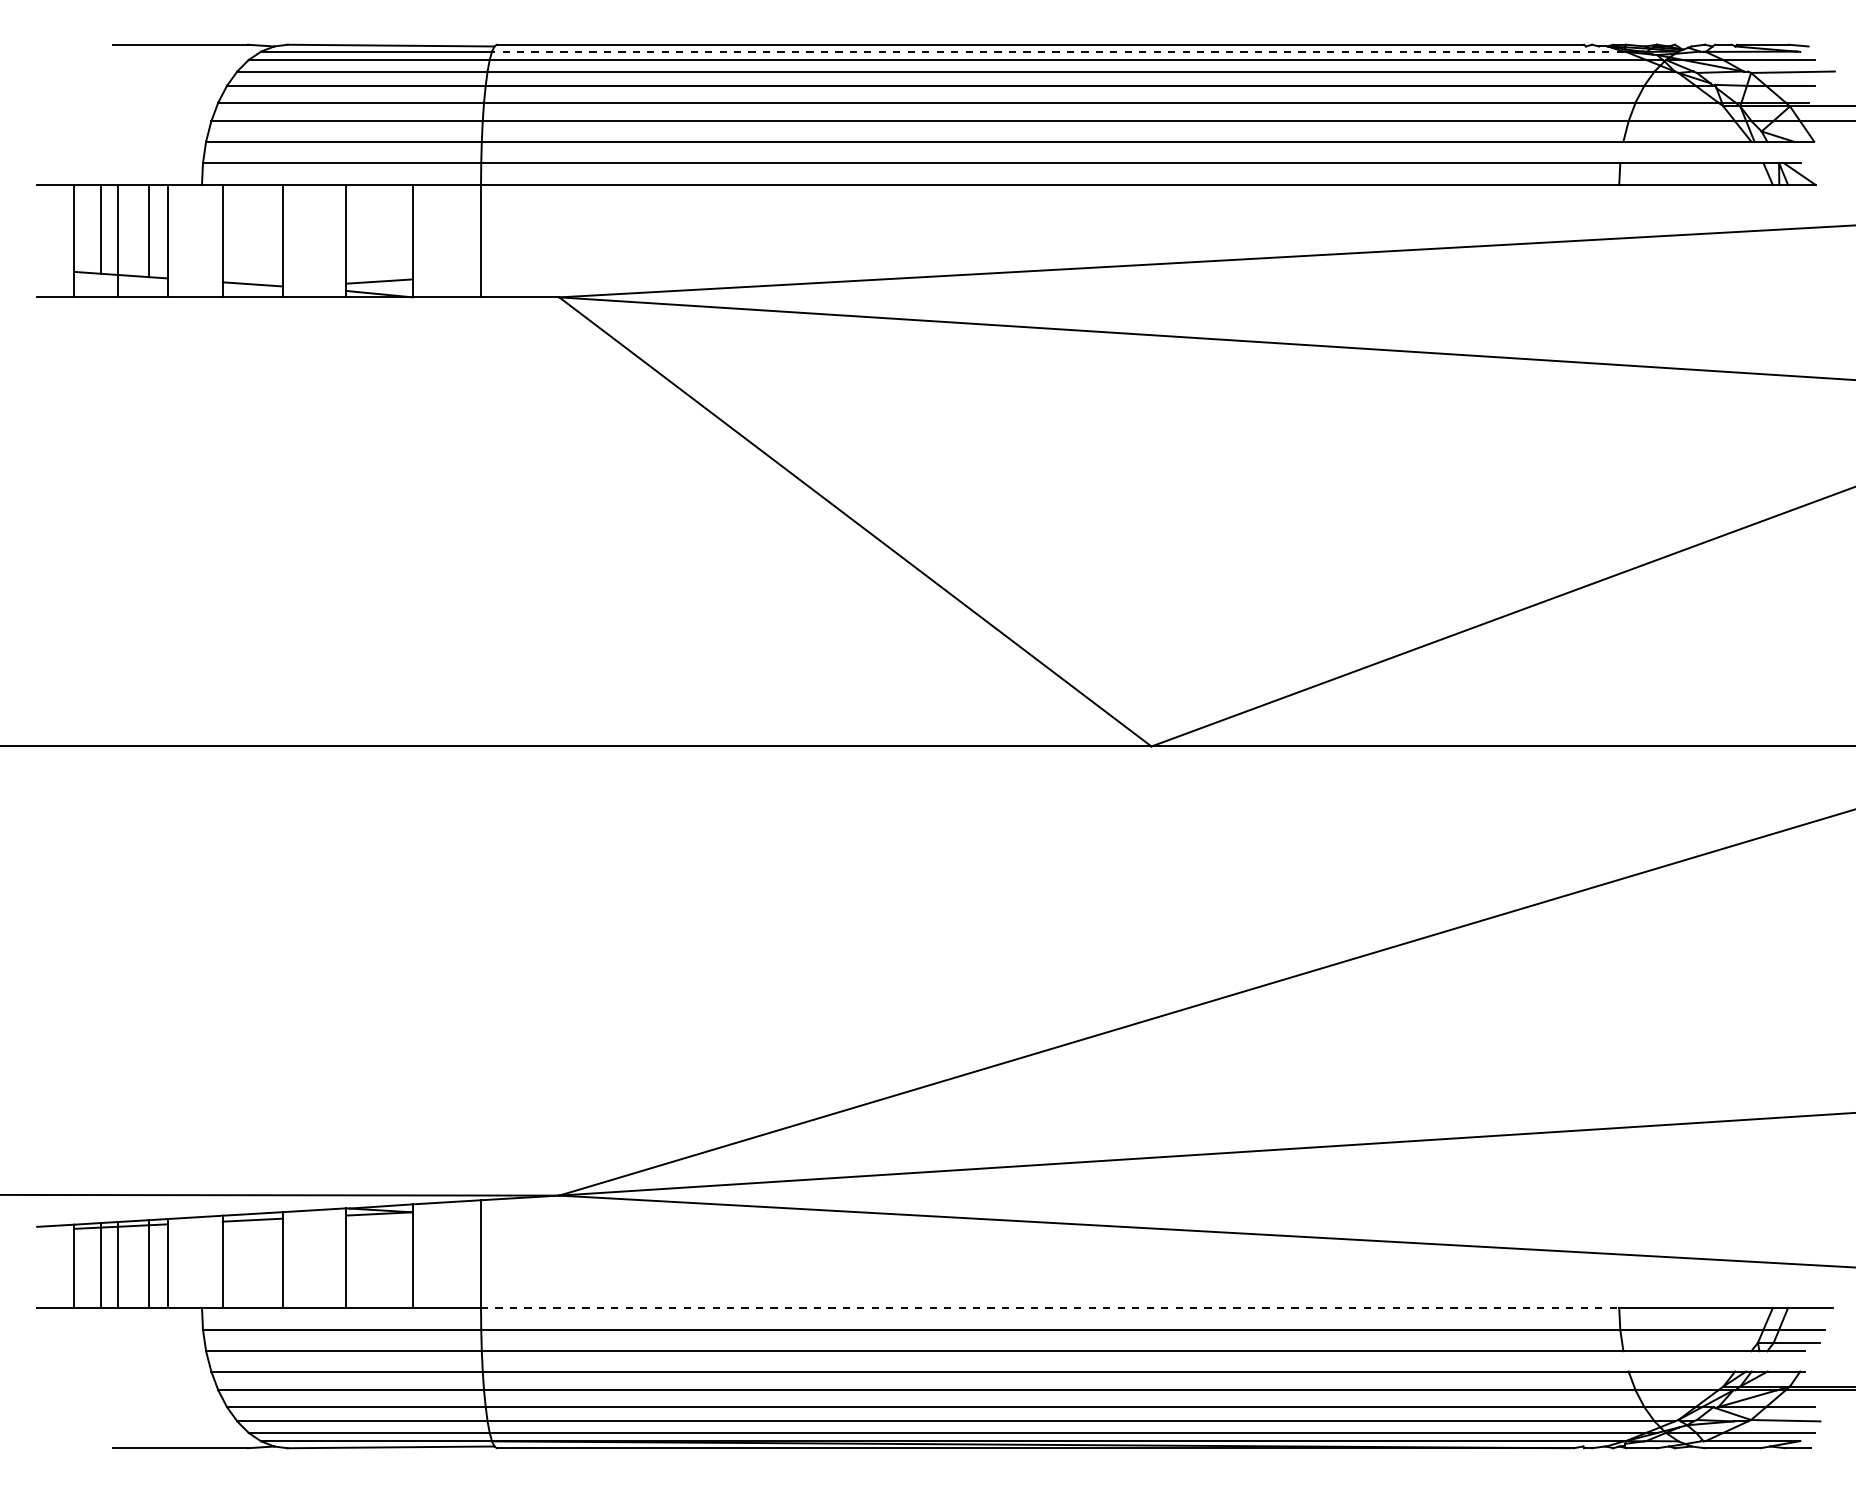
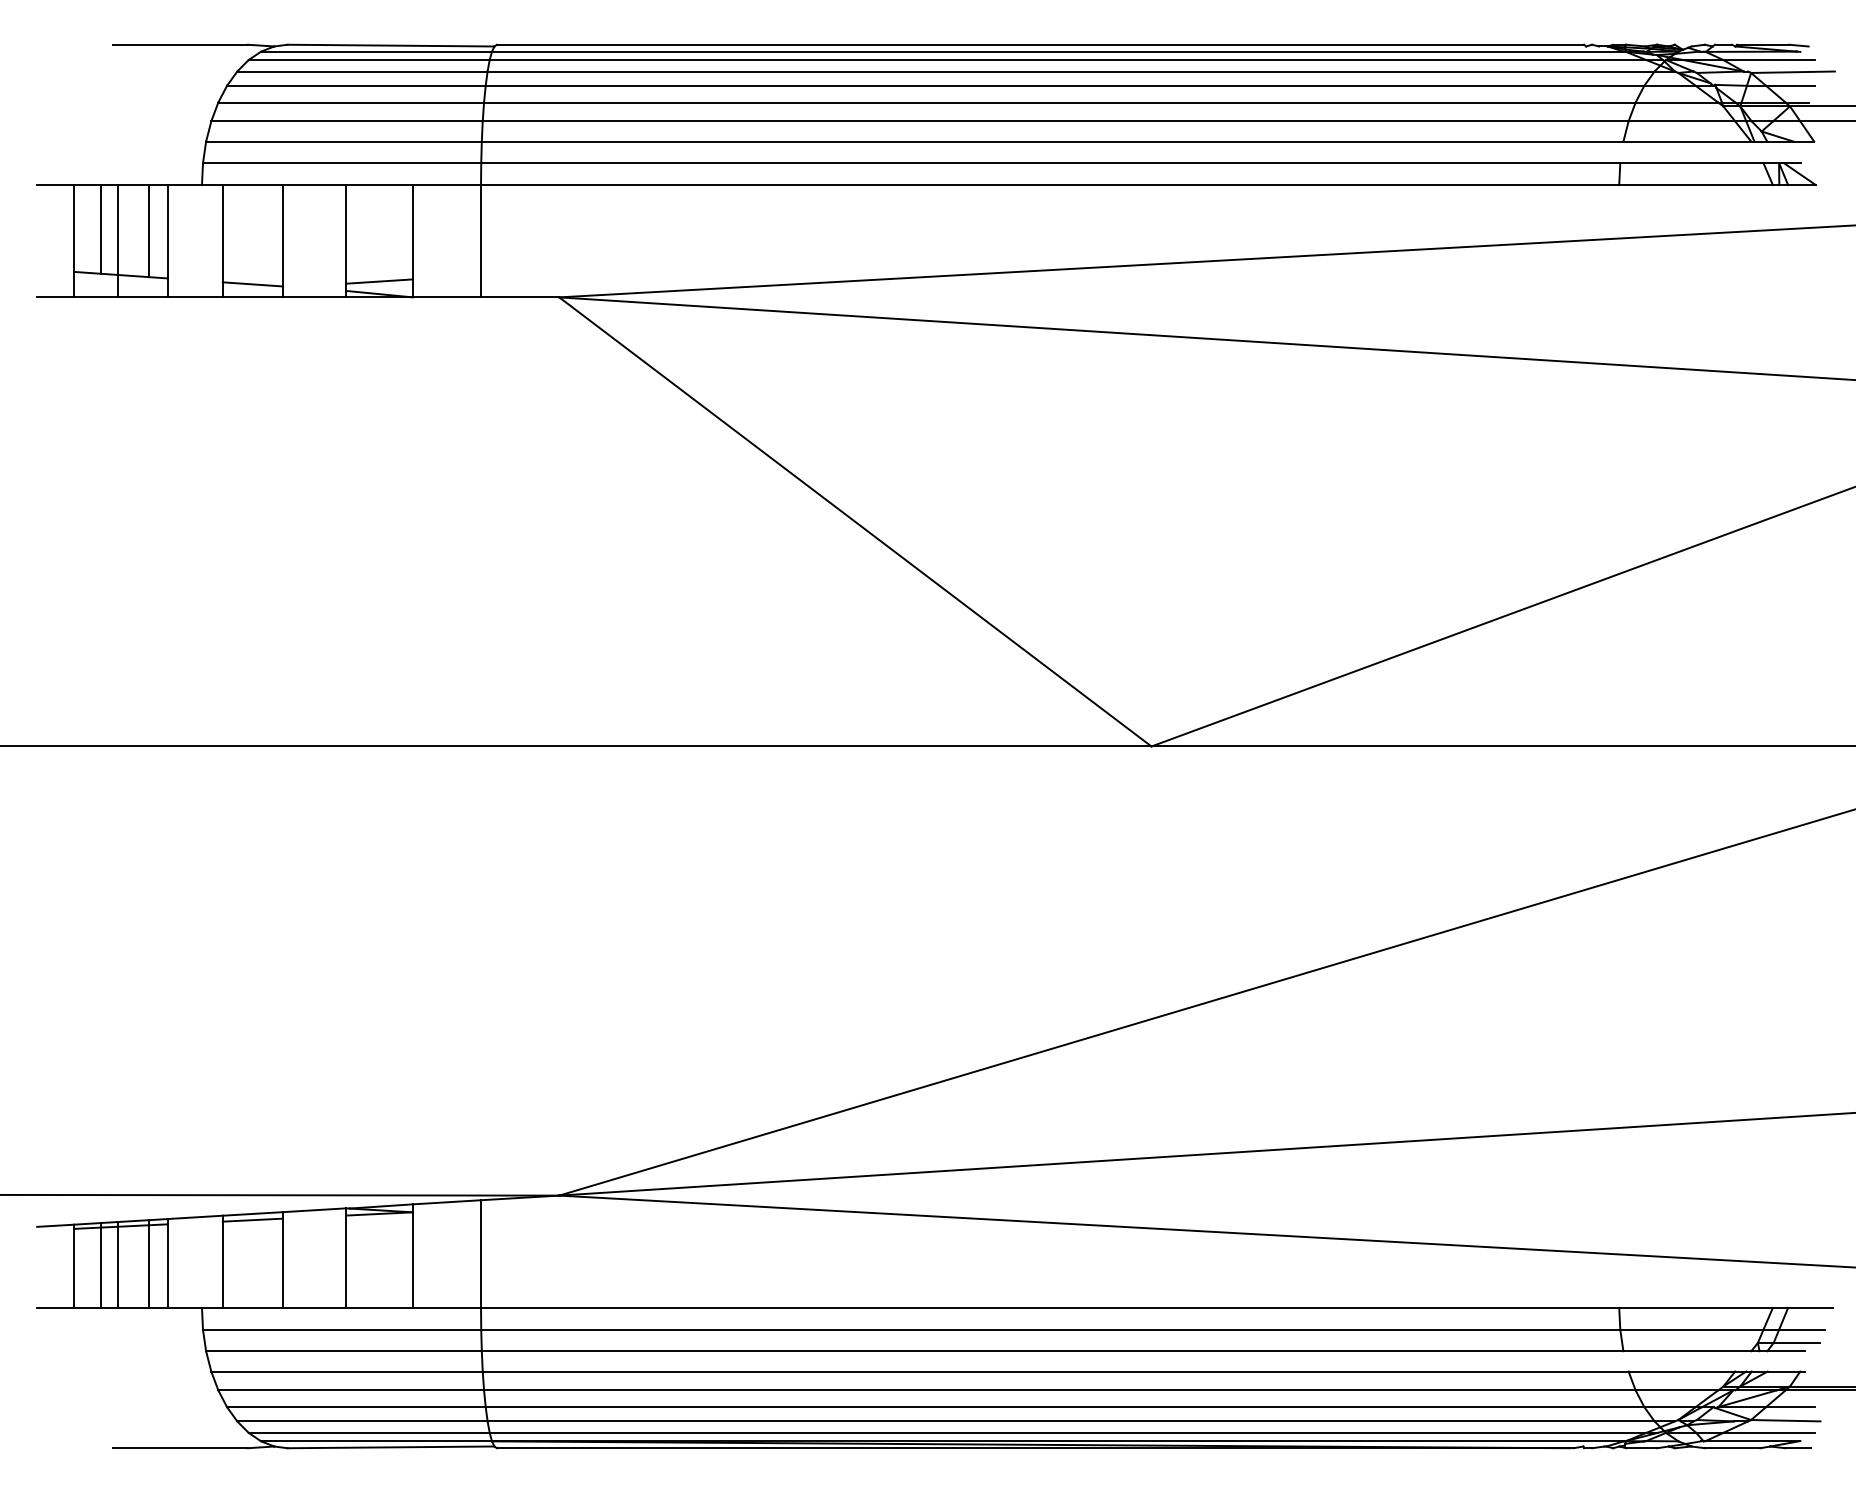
line: dashed -> solid (1057, 51)
line: dashed -> solid (1050, 1307)
